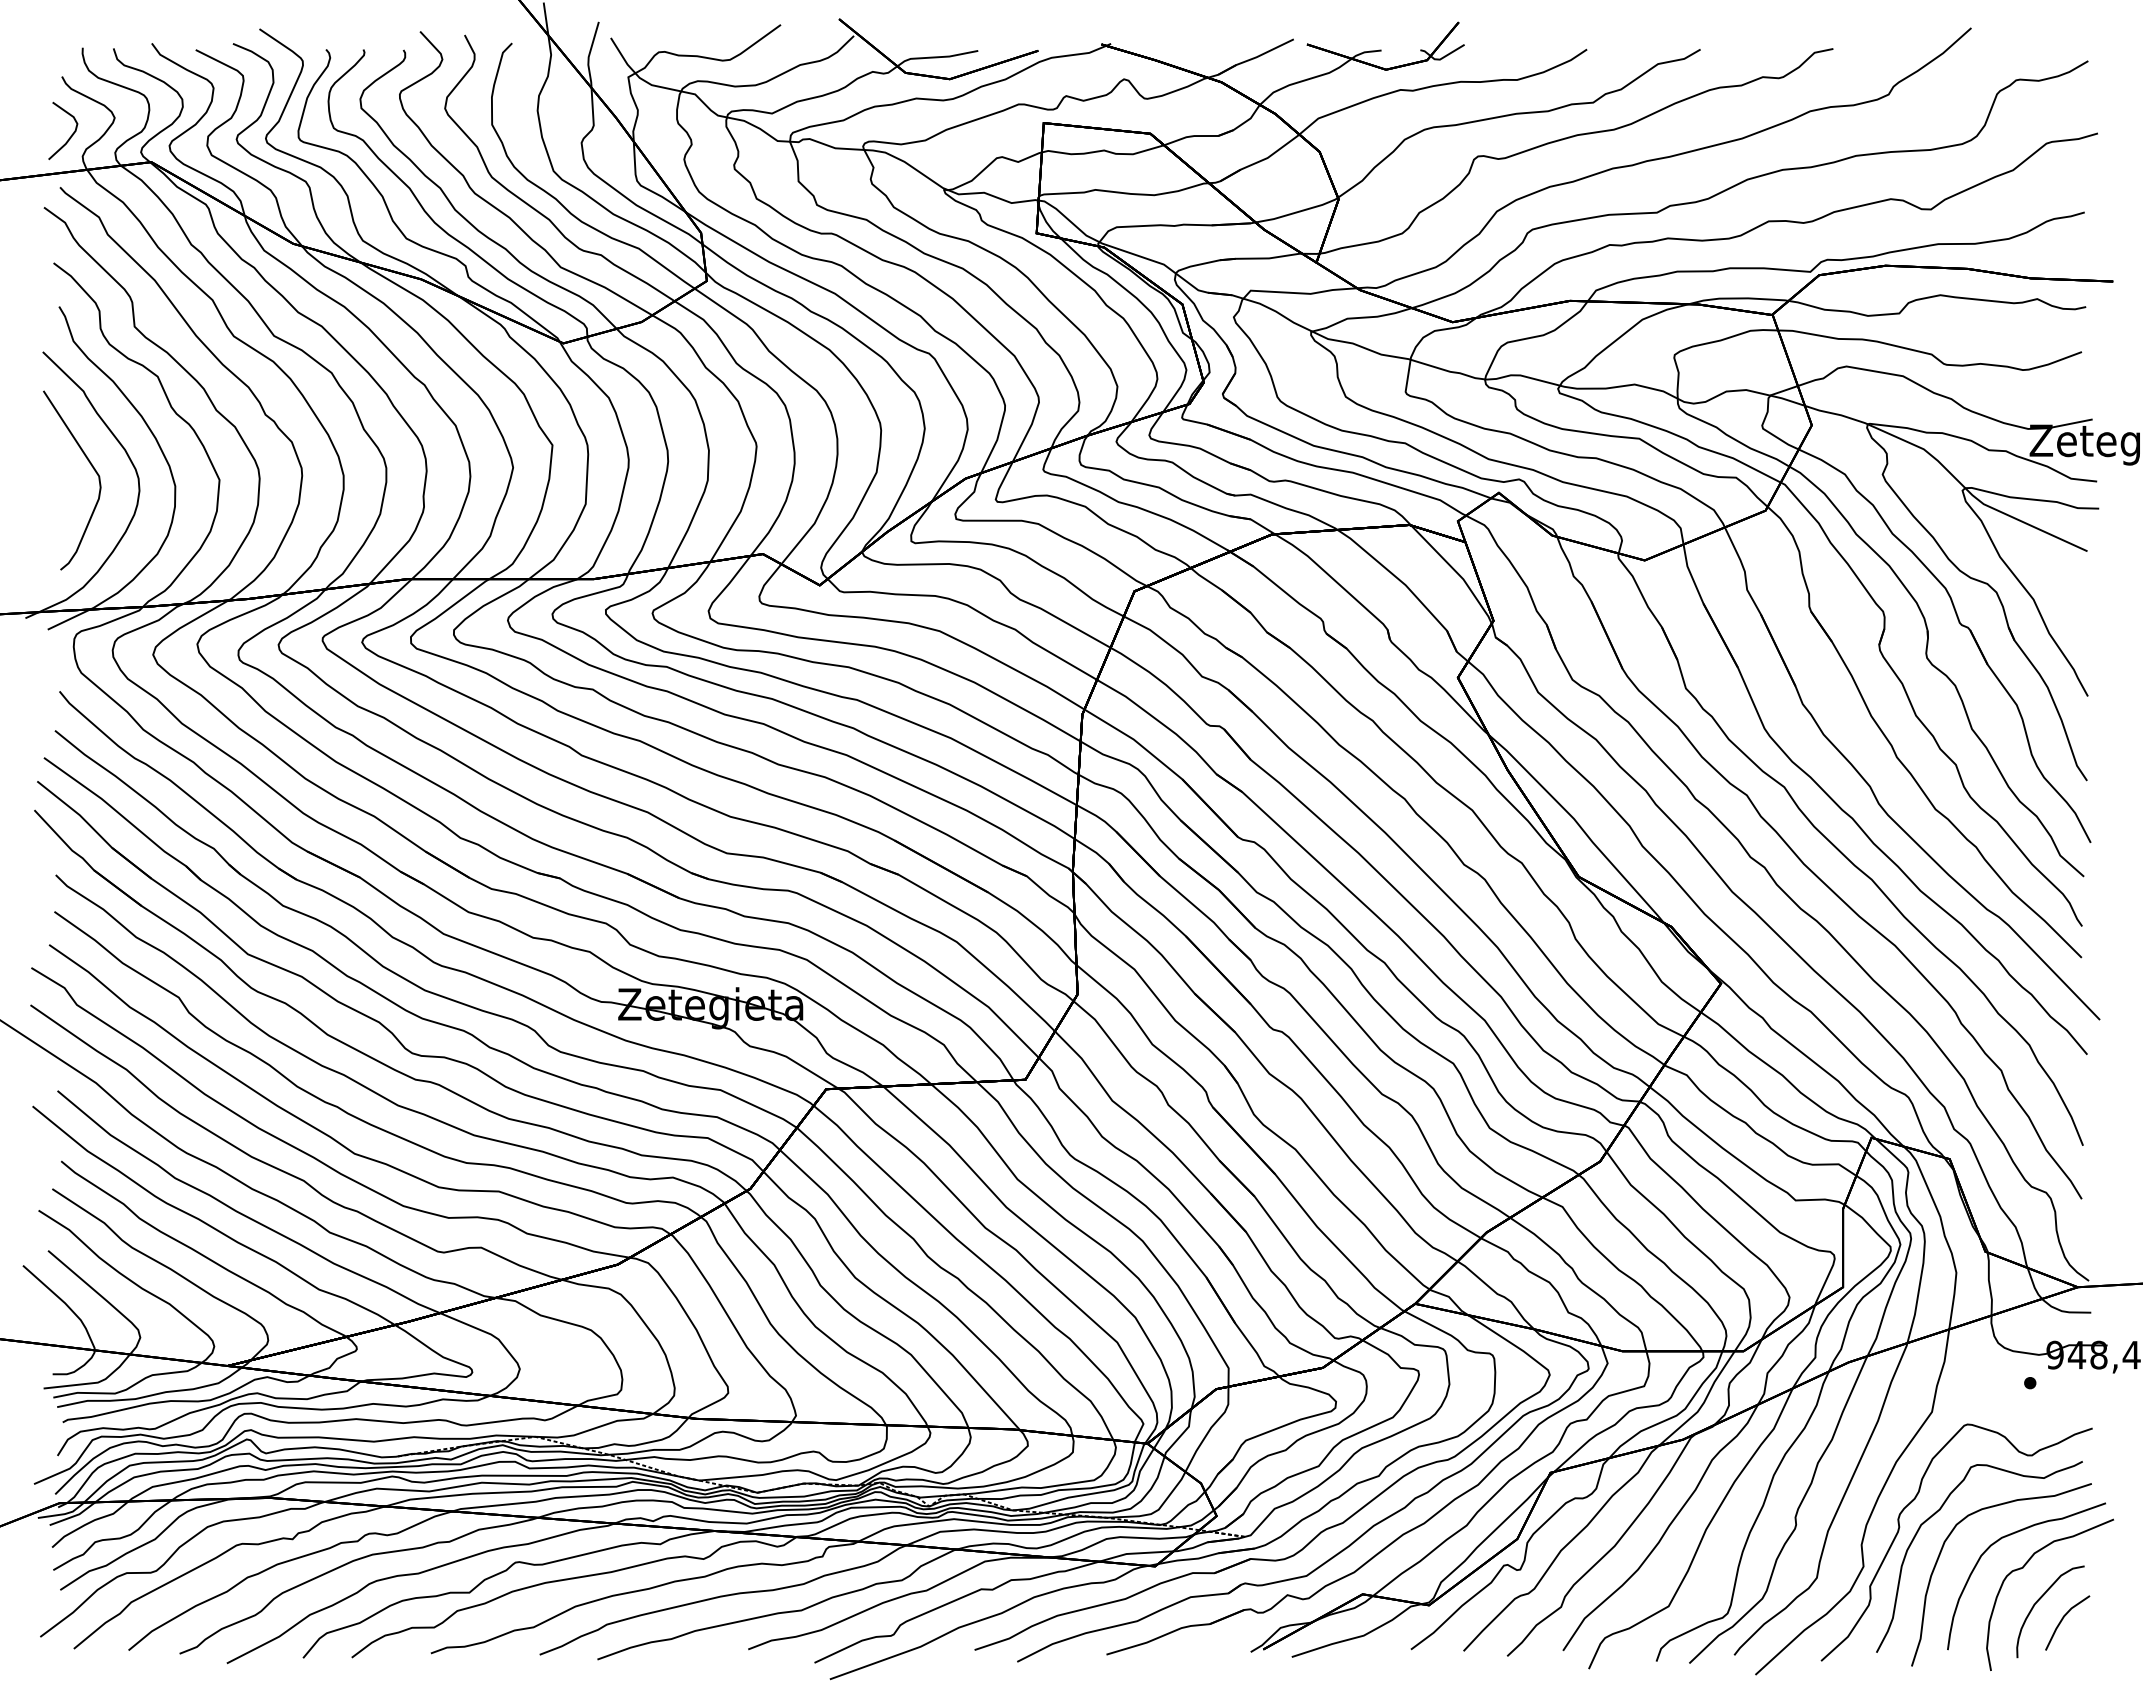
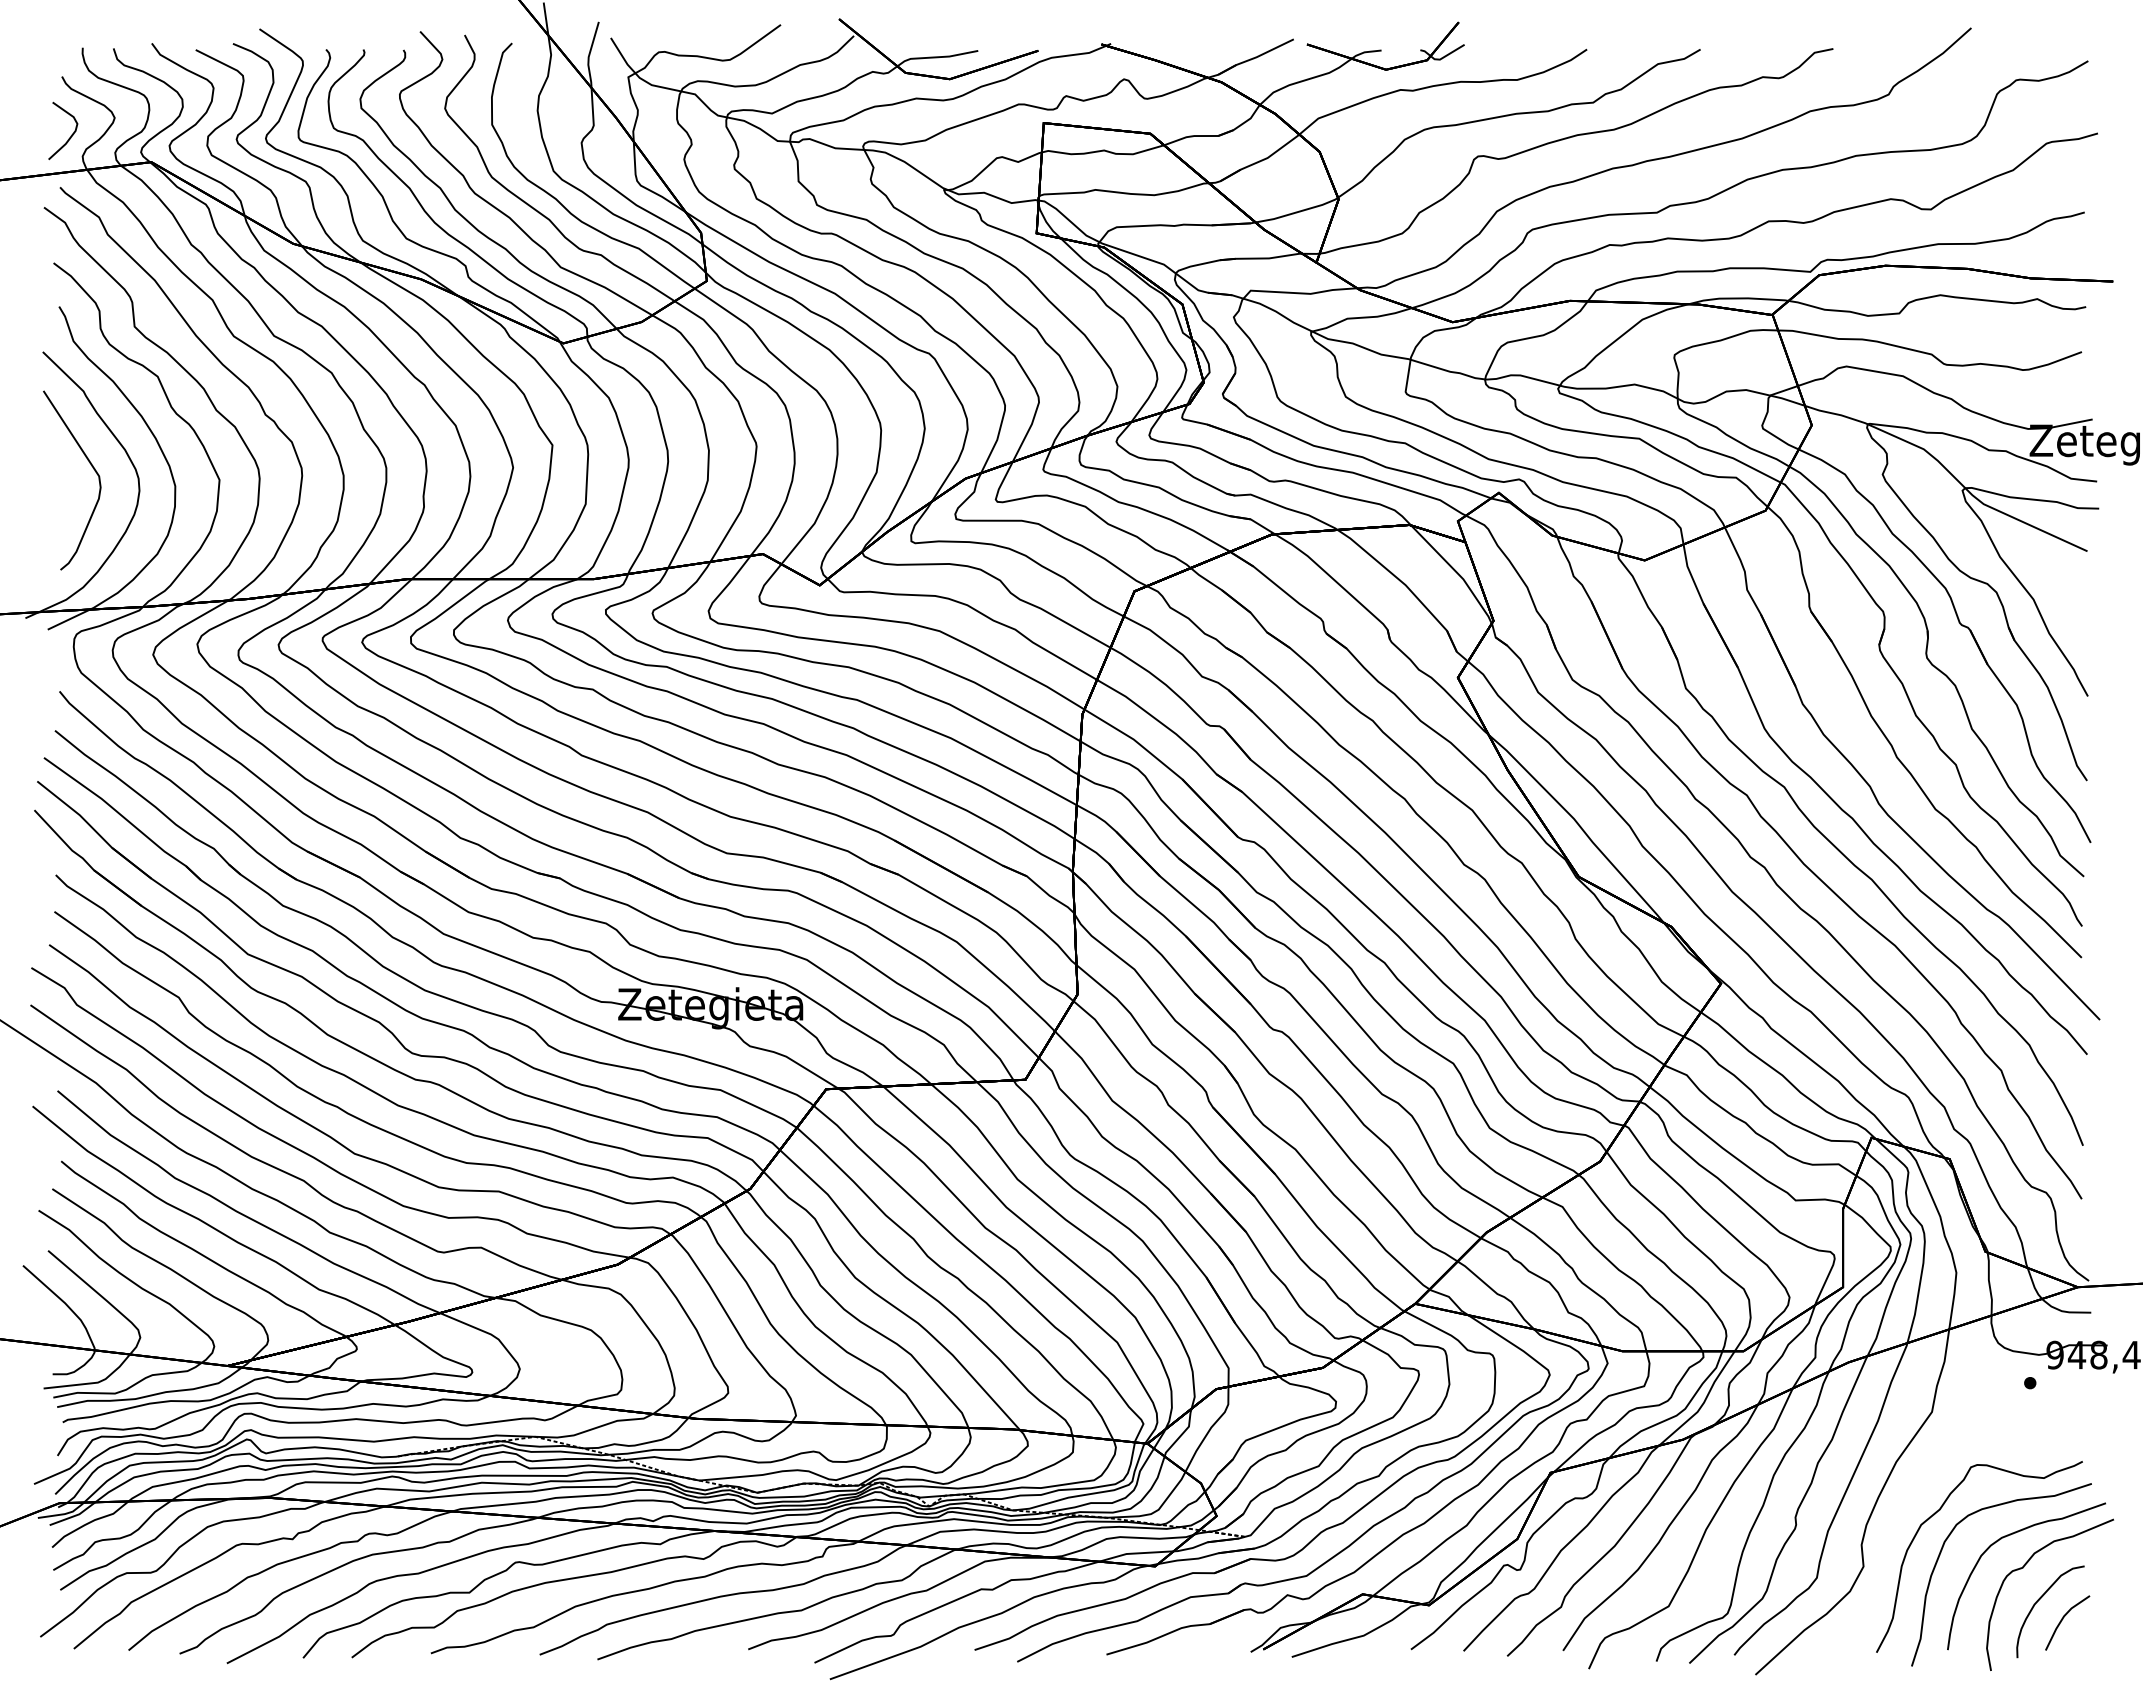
curve: present -> none (1900, 1527)
